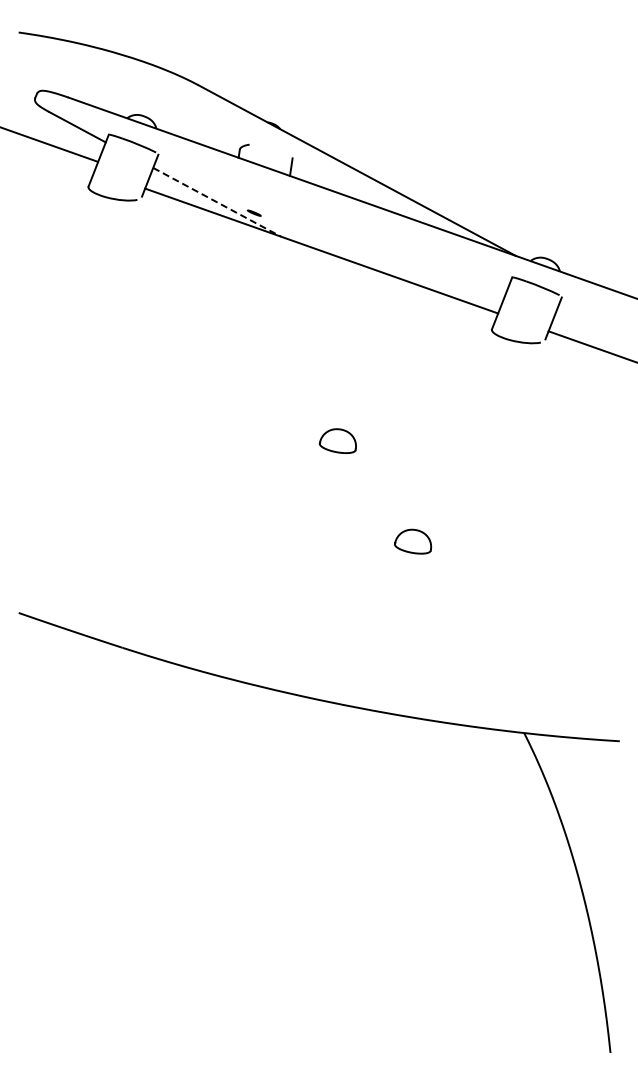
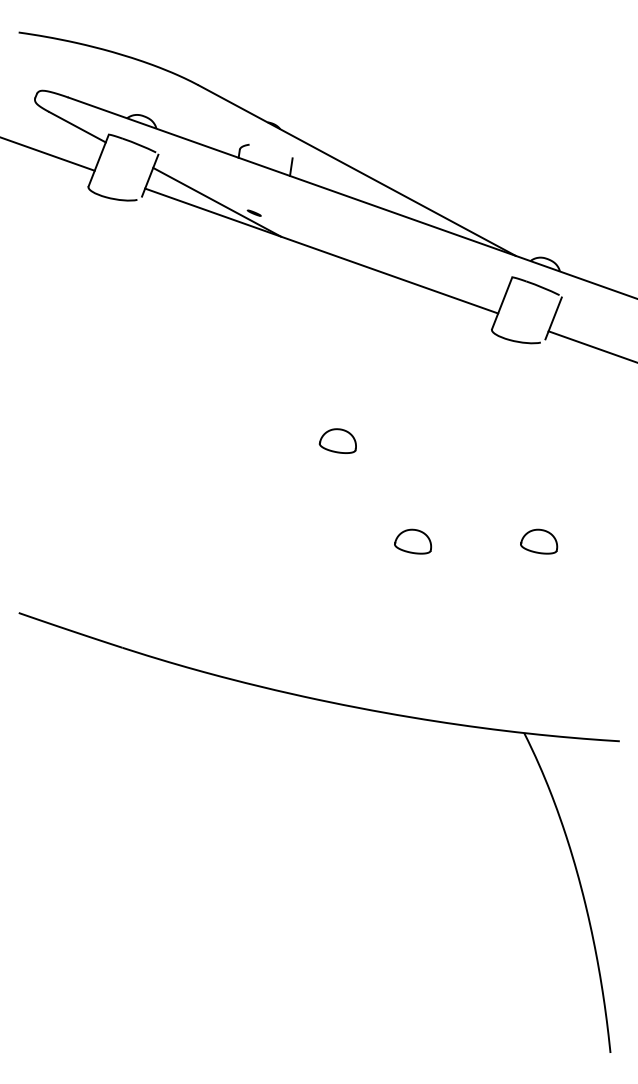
line position: (49, 144) -> (48, 154) (48, 154)
line: dashed -> solid (217, 202)
part: none -> present (539, 541)
